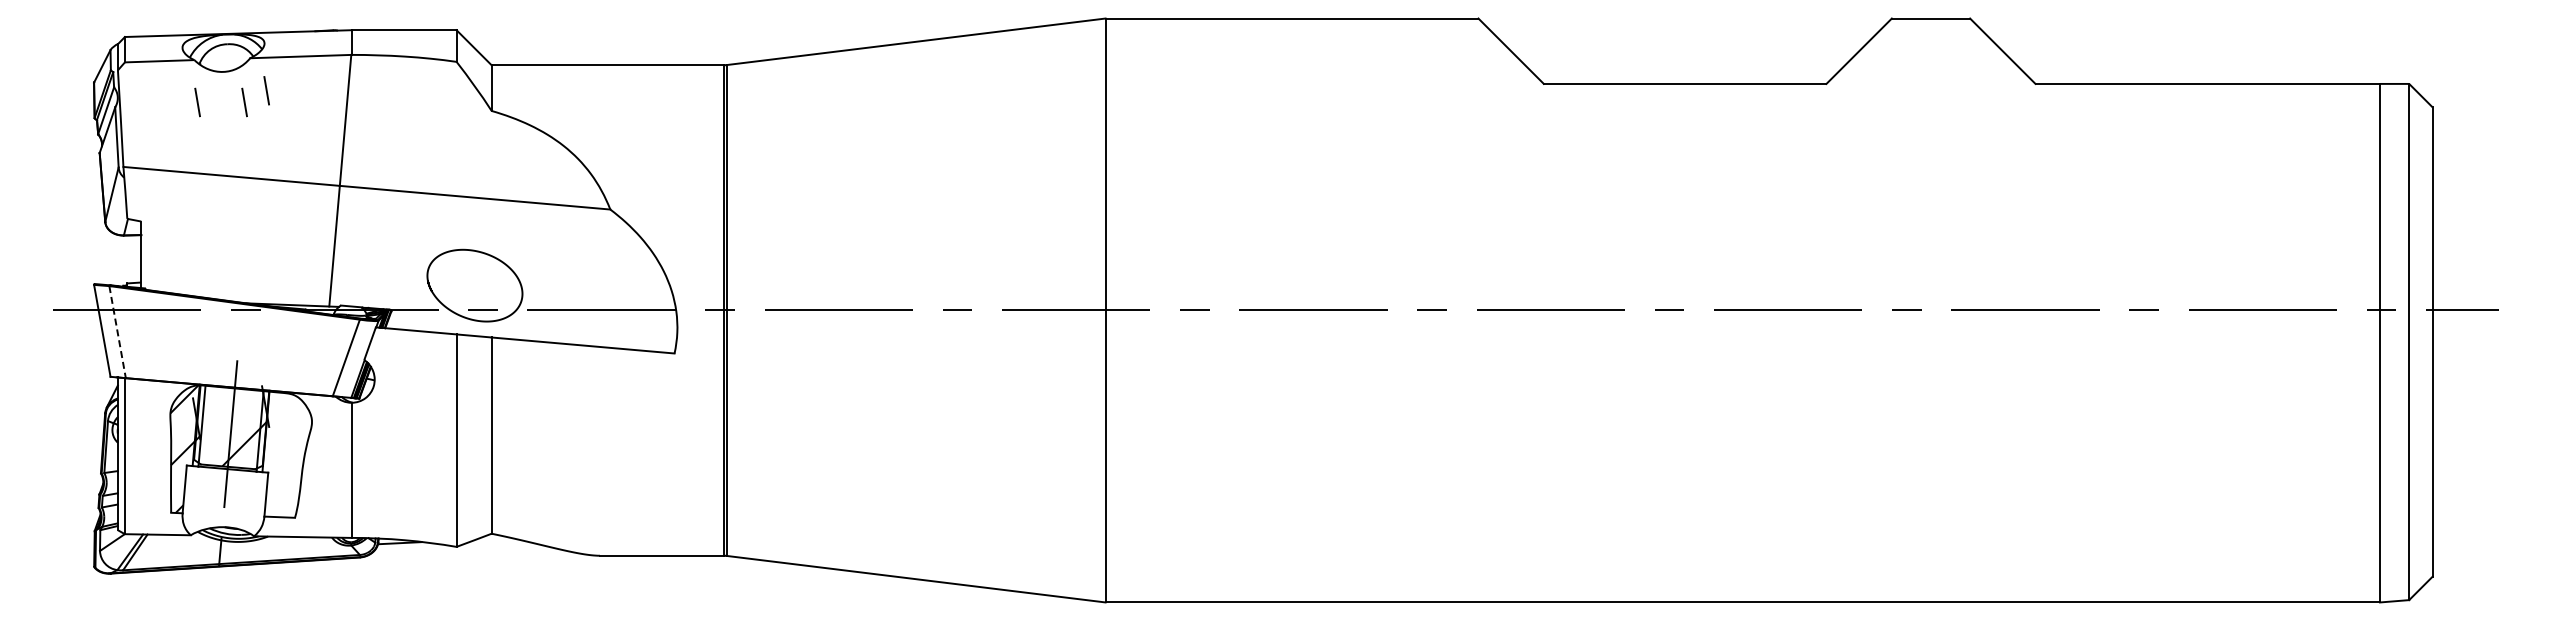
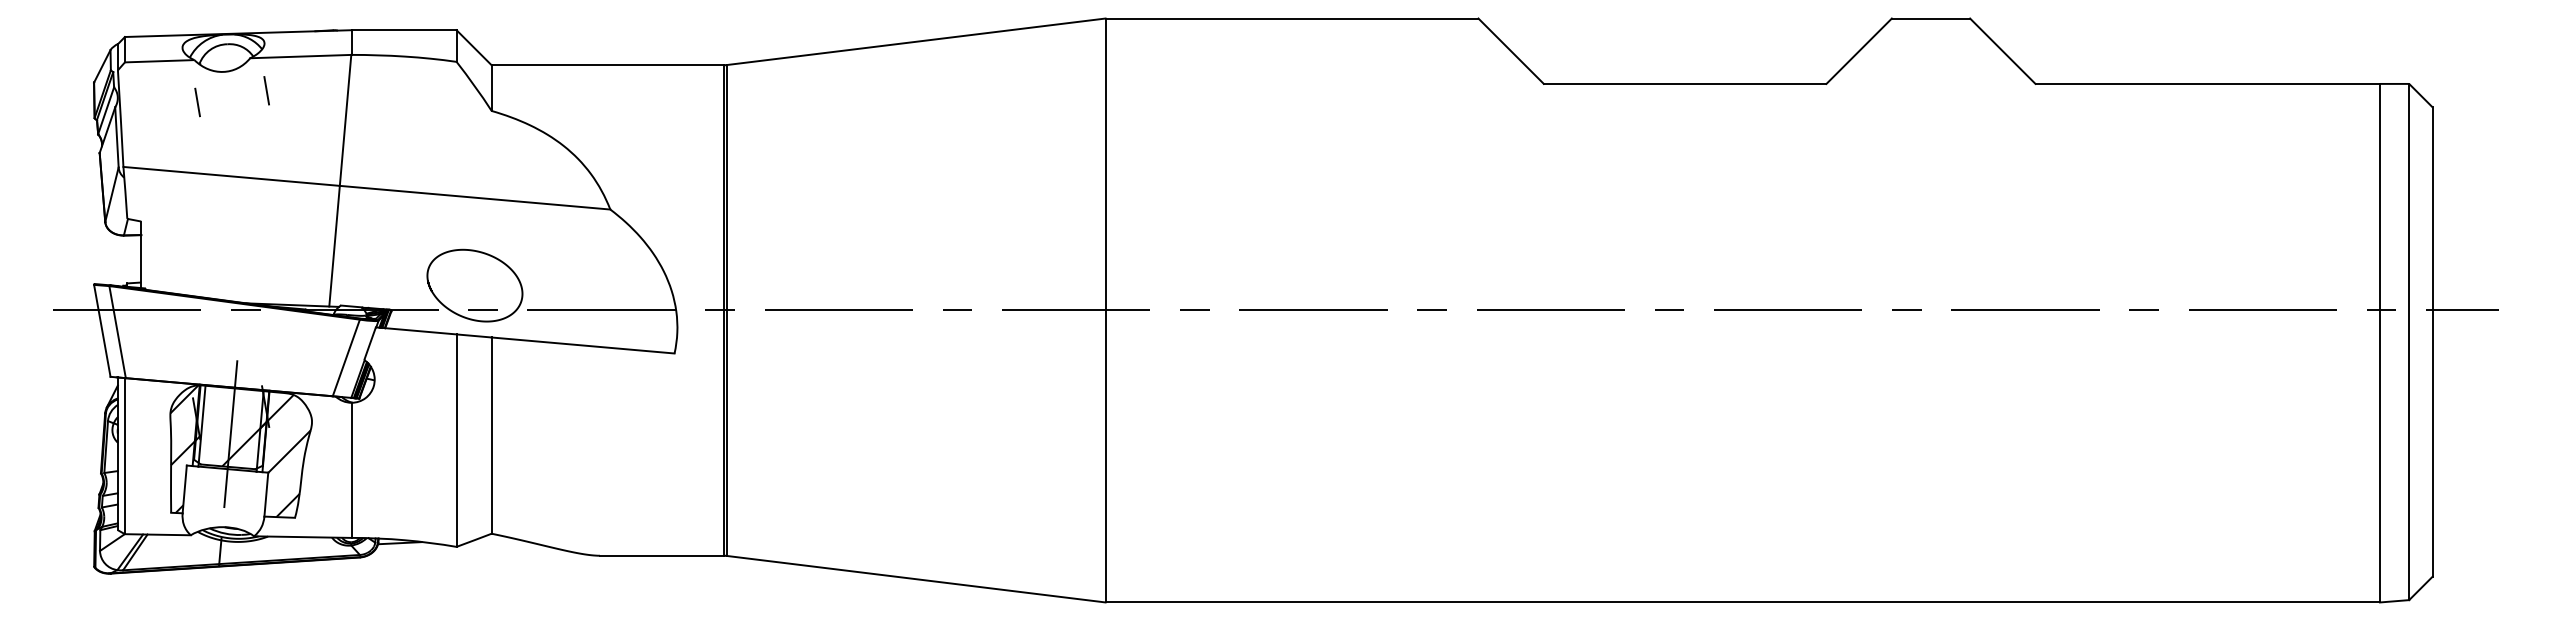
line: present -> none (244, 102)
line: dashed -> solid (117, 332)
hatch: none -> present (285, 455)
